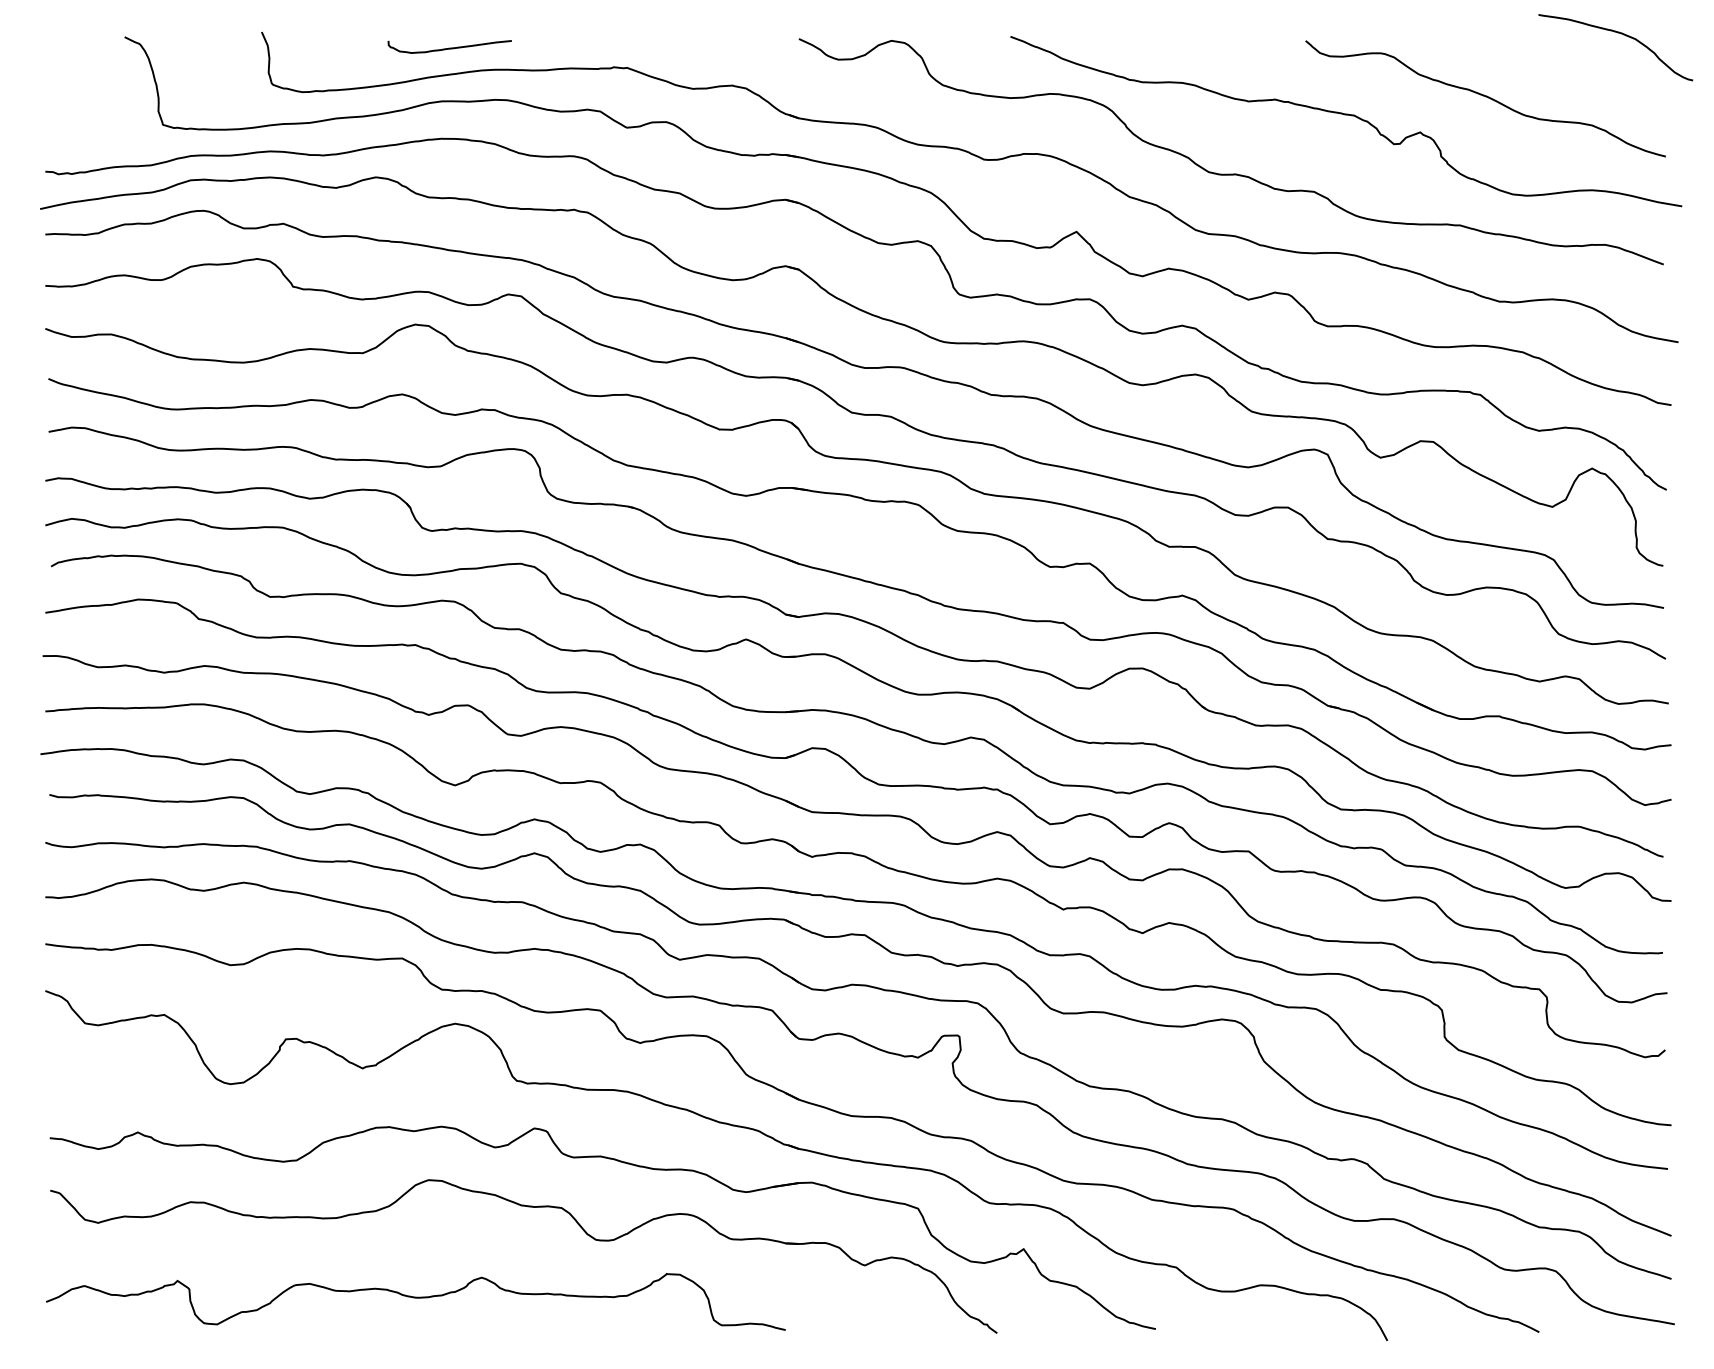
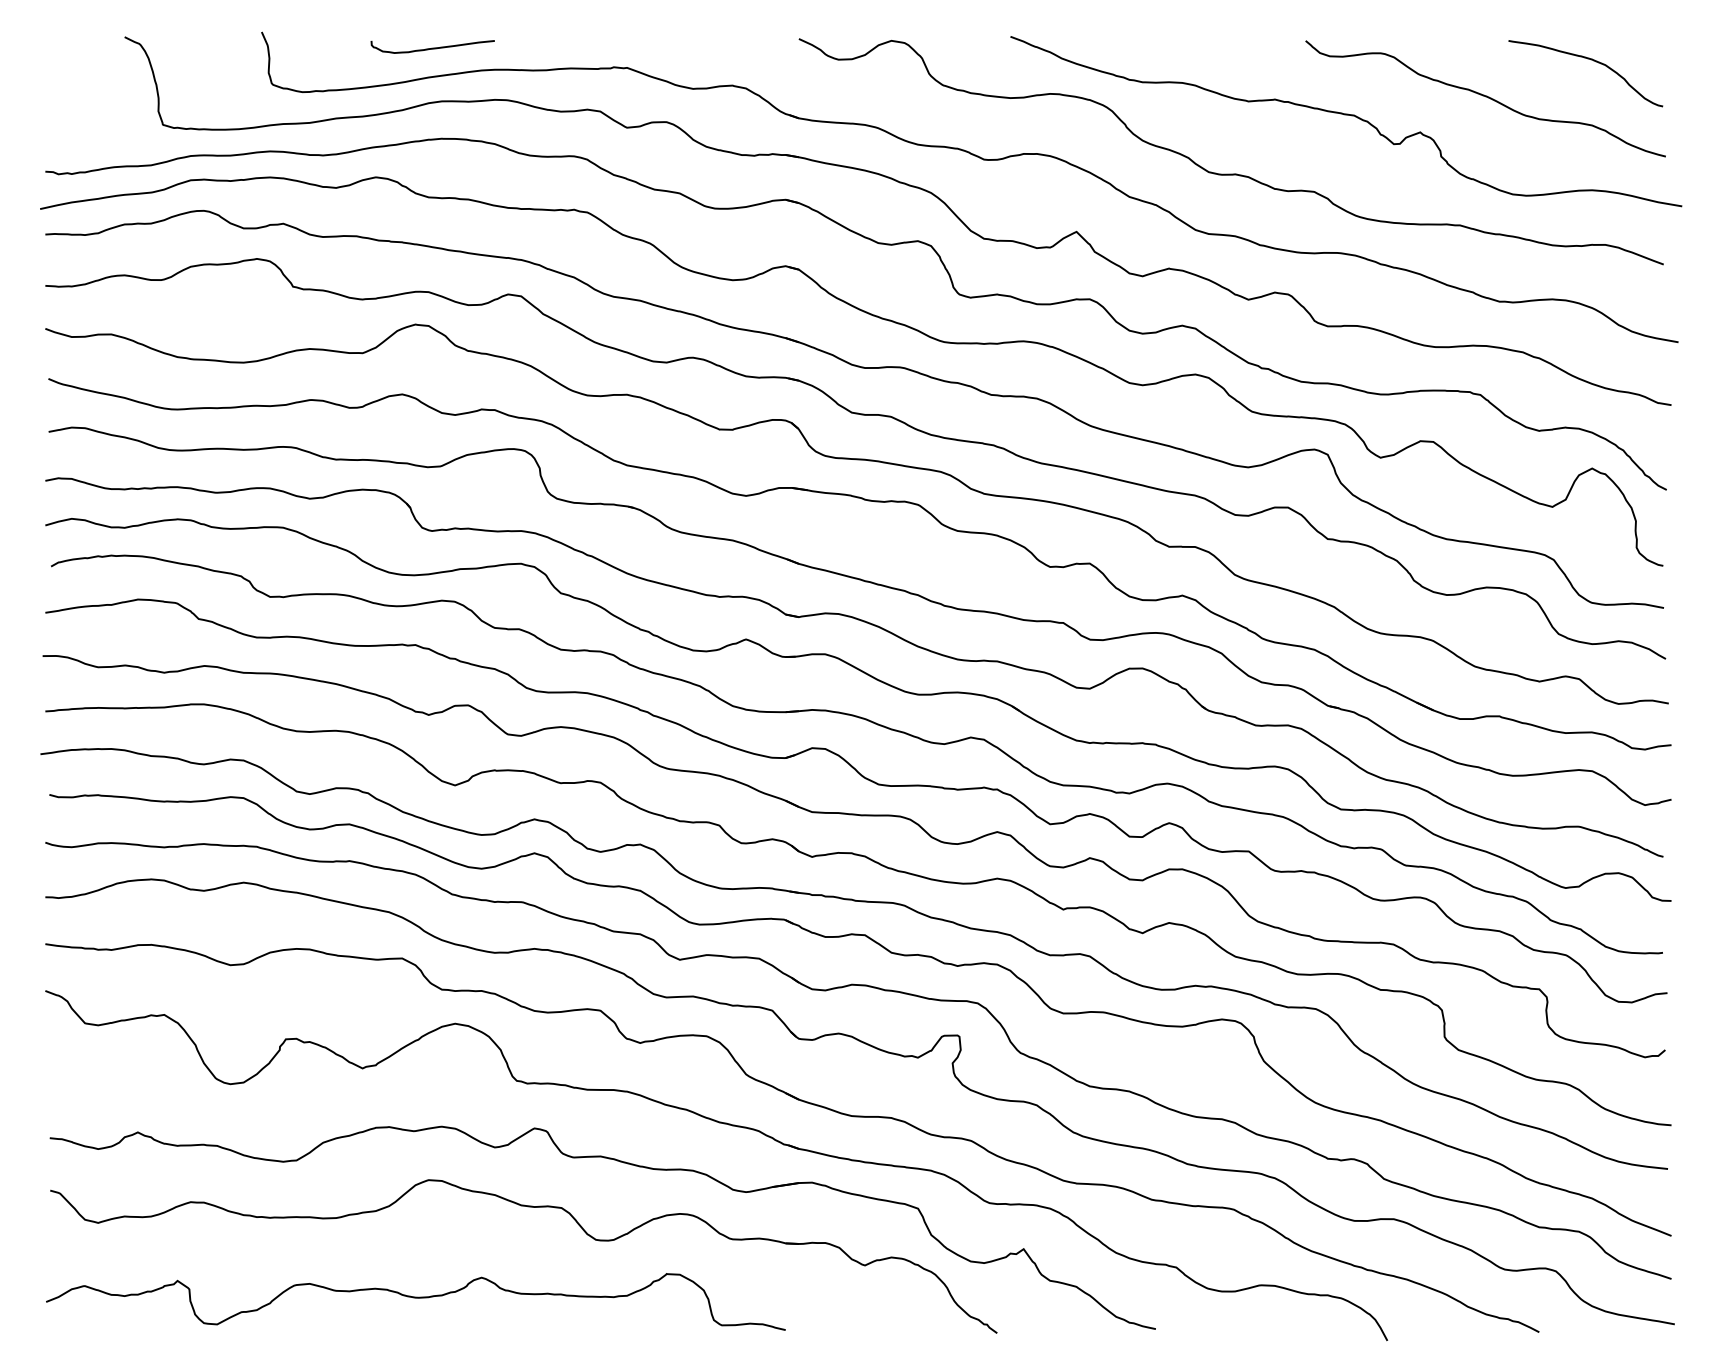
curve position: (1617, 33) -> (1587, 59) (1587, 59)
curve position: (449, 47) -> (432, 47) (432, 47)
